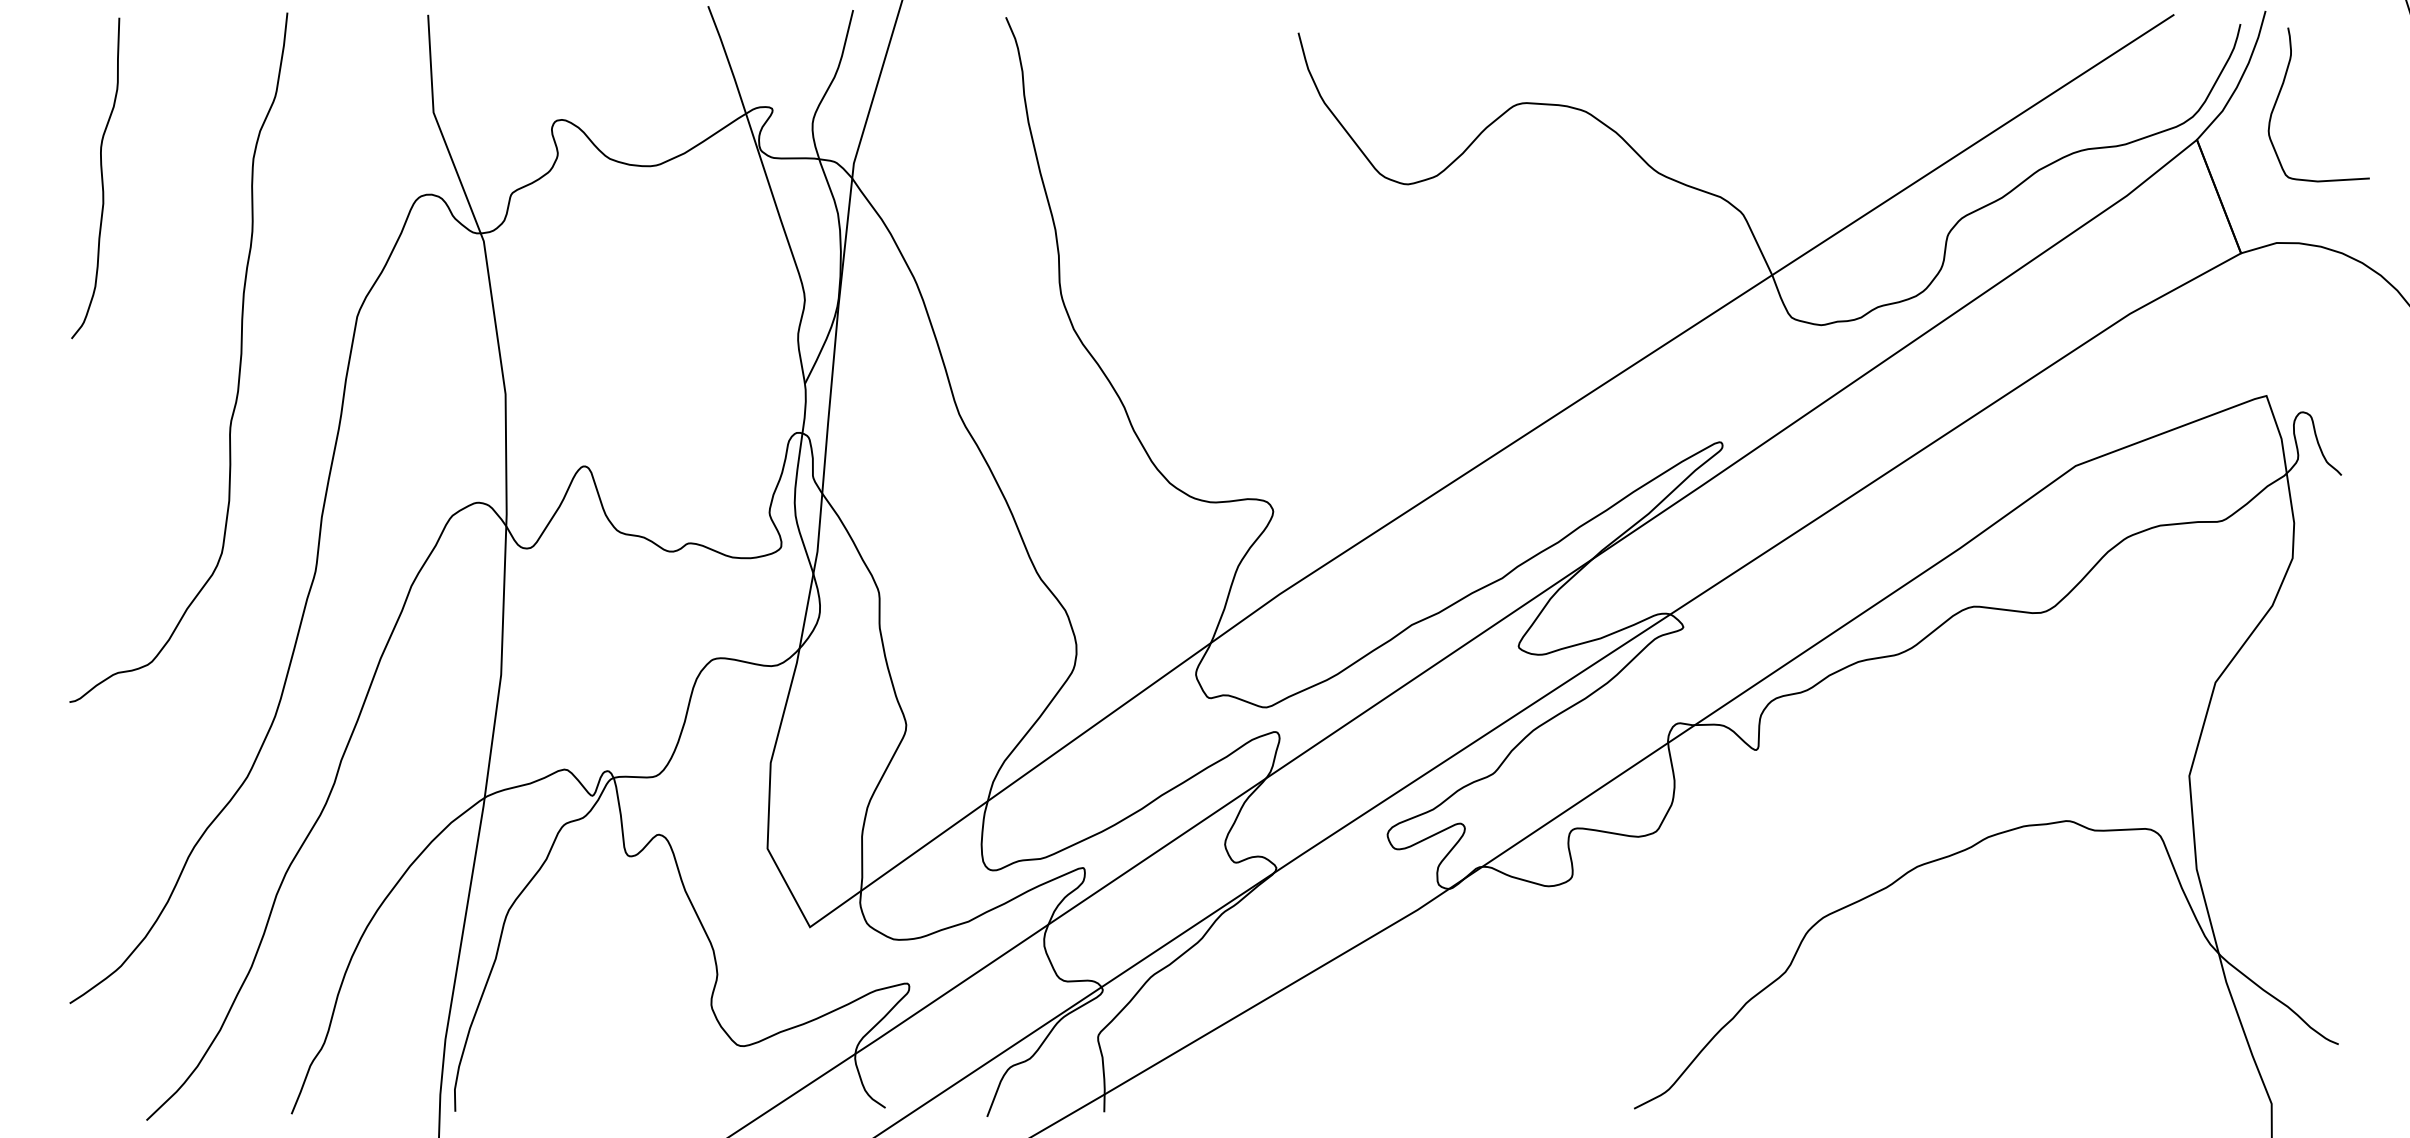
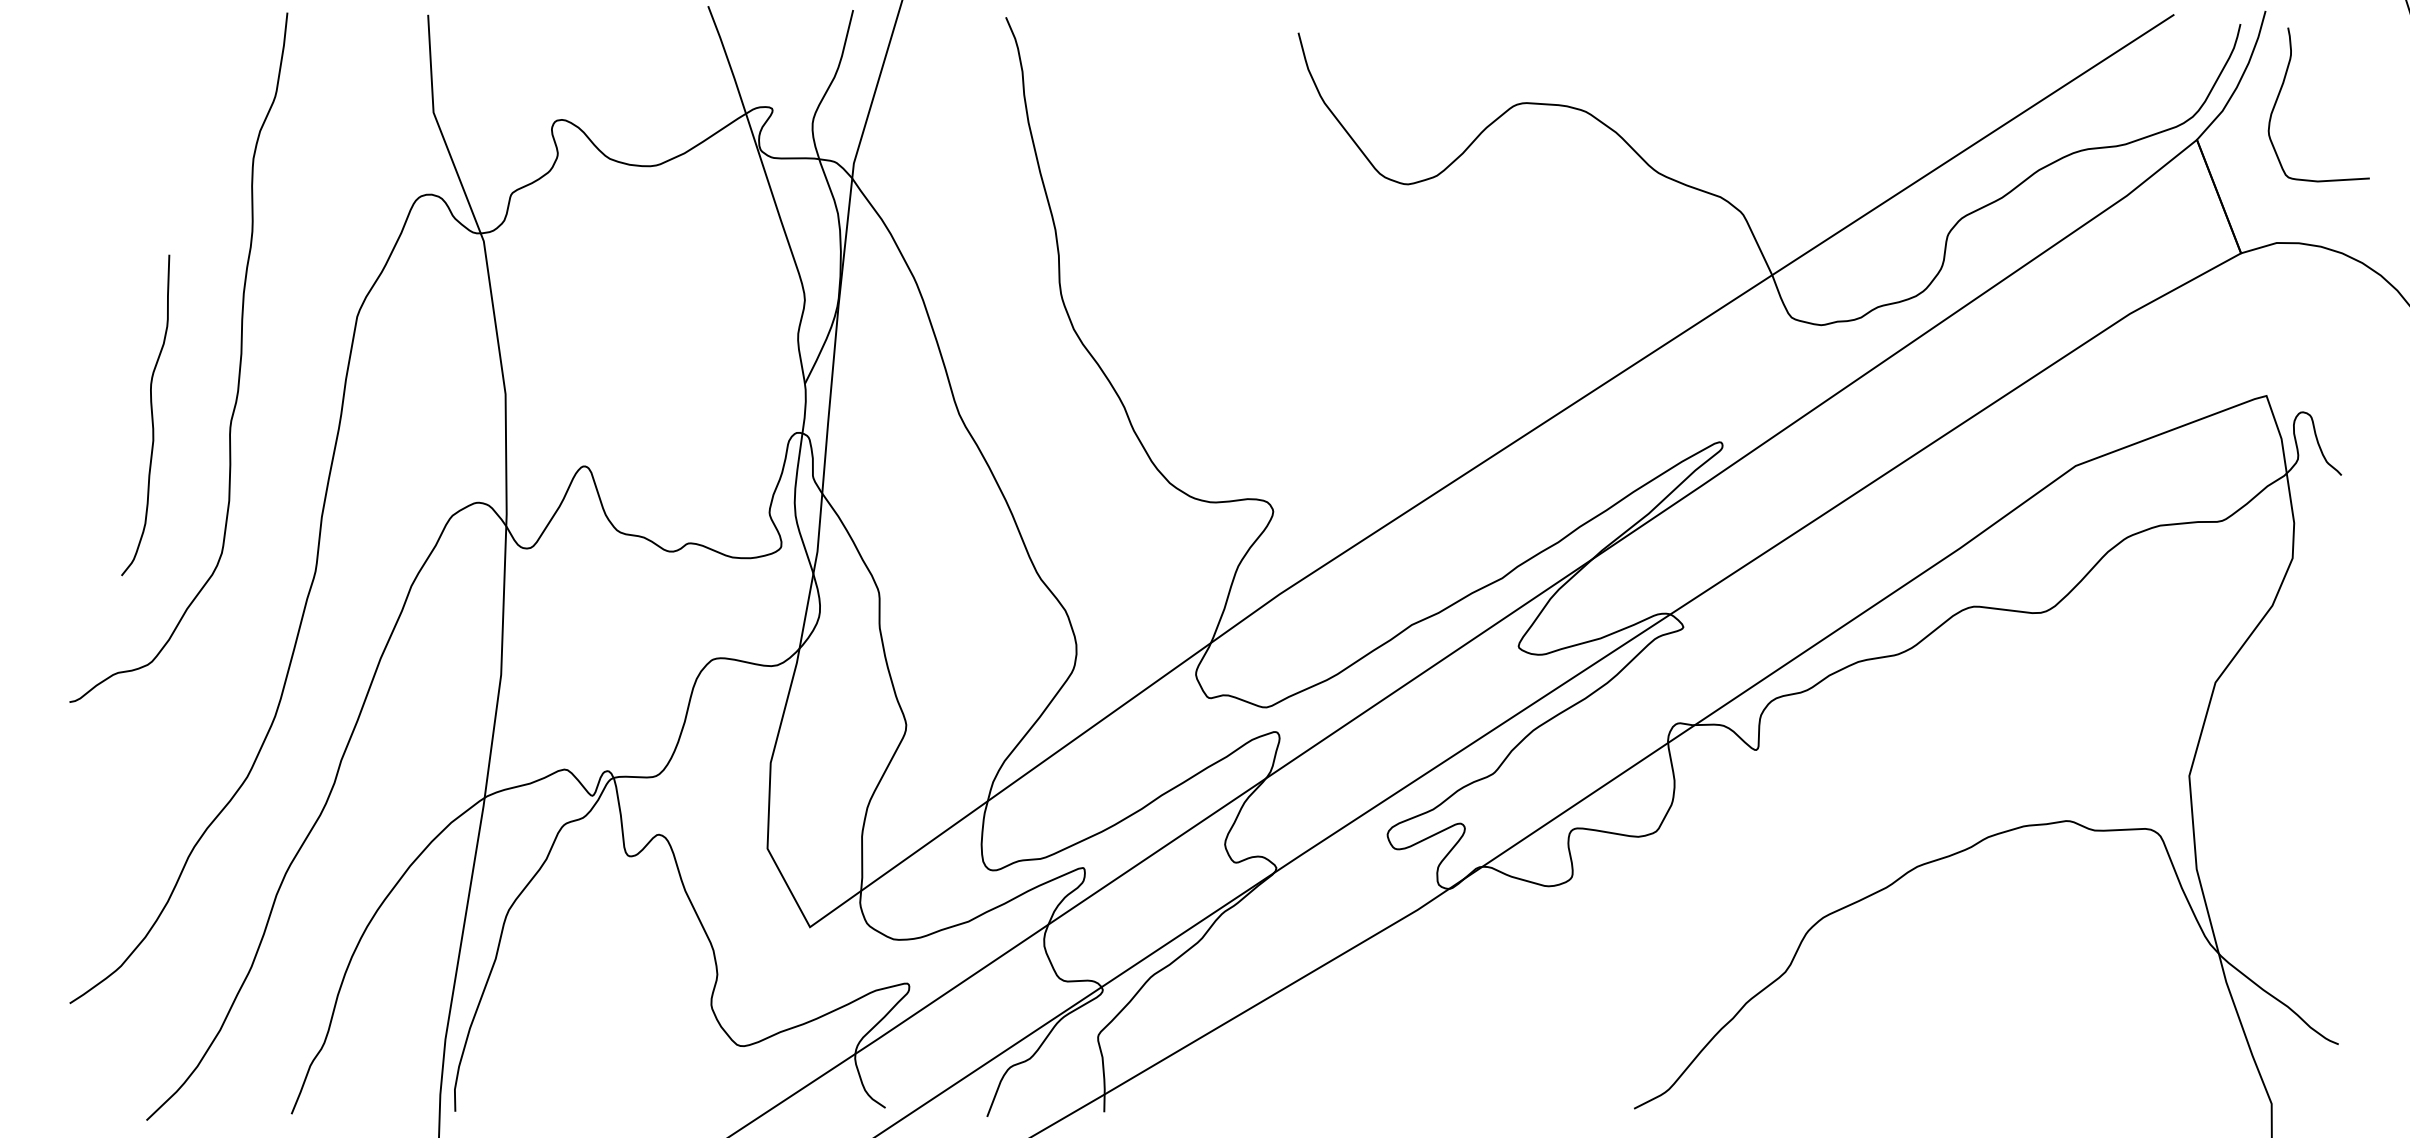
curve position: (101, 178) -> (151, 415) (151, 415)
